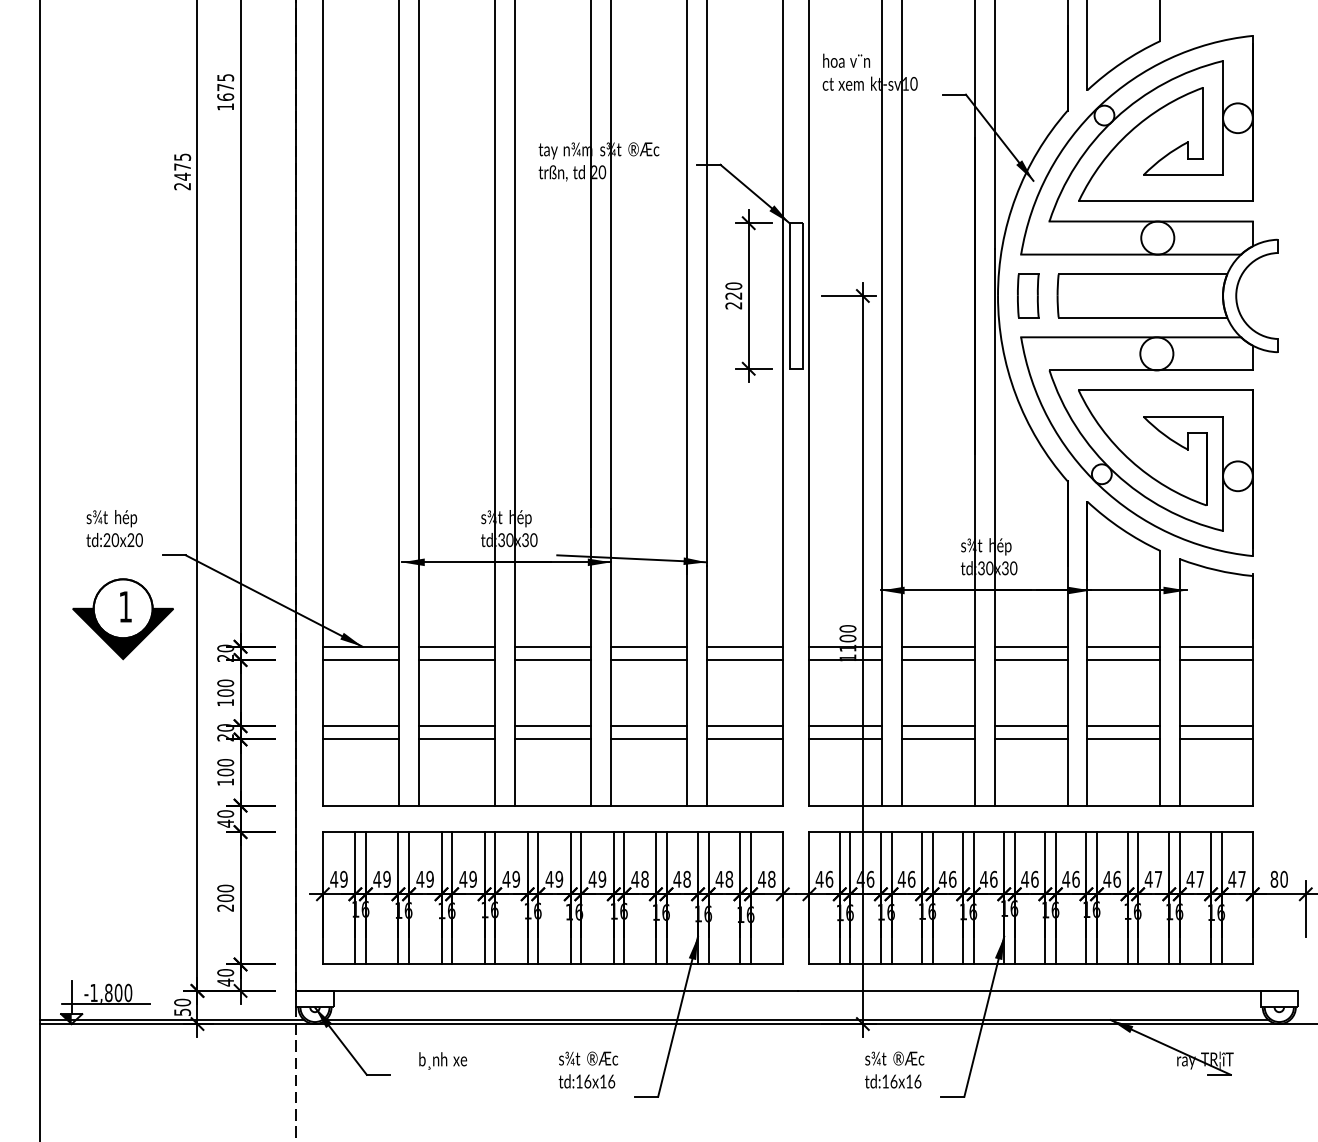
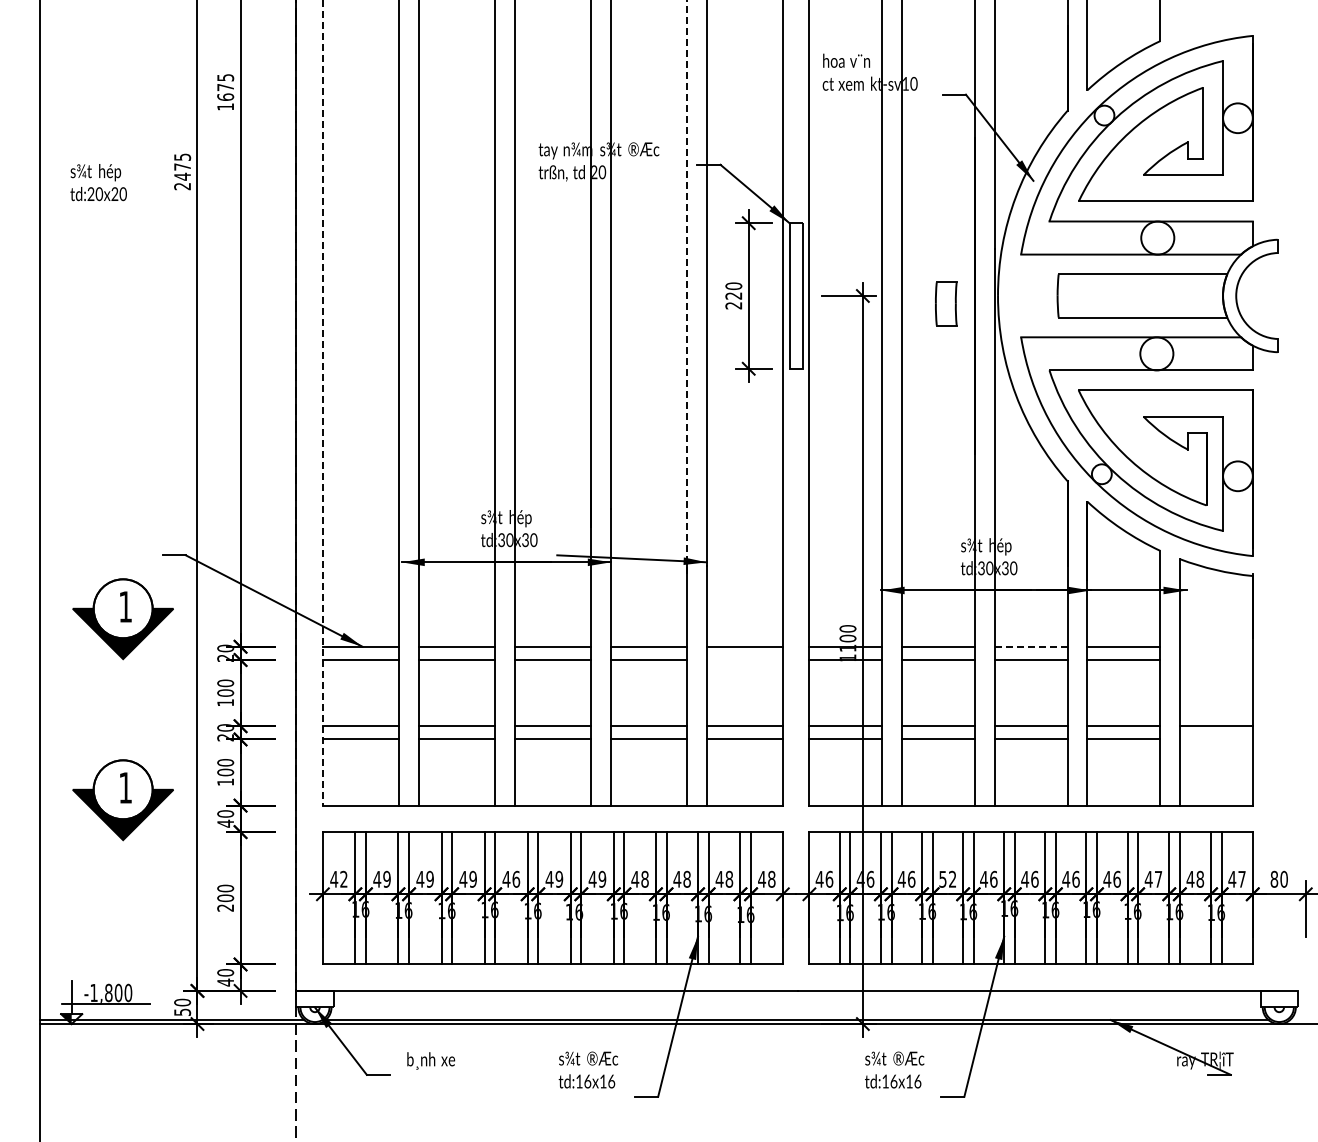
line: solid -> dashed (686, 287)
part position: (1028, 295) -> (946, 303) (946, 303)
line: solid -> dashed (322, 403)
text position: (114, 528) -> (98, 182) (98, 182)
line: solid -> dashed (1031, 646)
line: present -> none (1216, 646)
line: present -> none (744, 660)
line: present -> none (1216, 660)
line: present -> none (1216, 739)
part: none -> present (122, 800)
text: 49 -> 46 (516, 878)
text: 46 -> 52 (947, 878)
text: 47 -> 48 (1200, 878)
text: 49 -> 42 (343, 879)
text position: (443, 1060) -> (431, 1060) (431, 1060)
